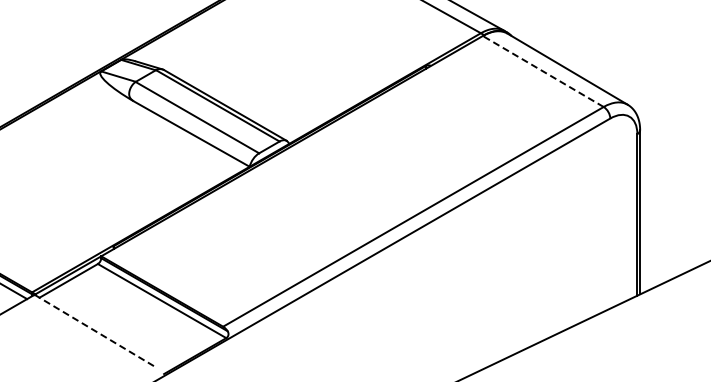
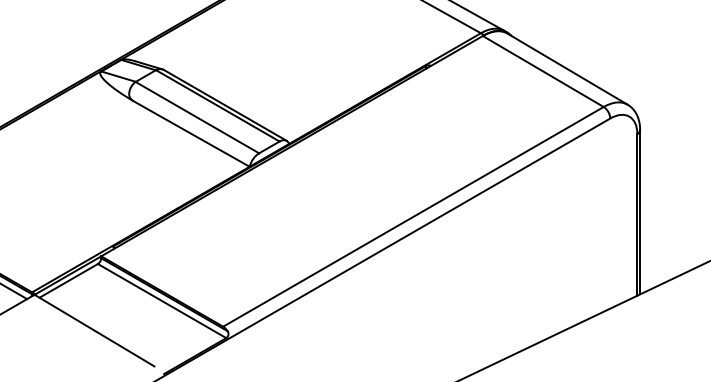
line: dashed -> solid (542, 71)
line: dashed -> solid (94, 330)
